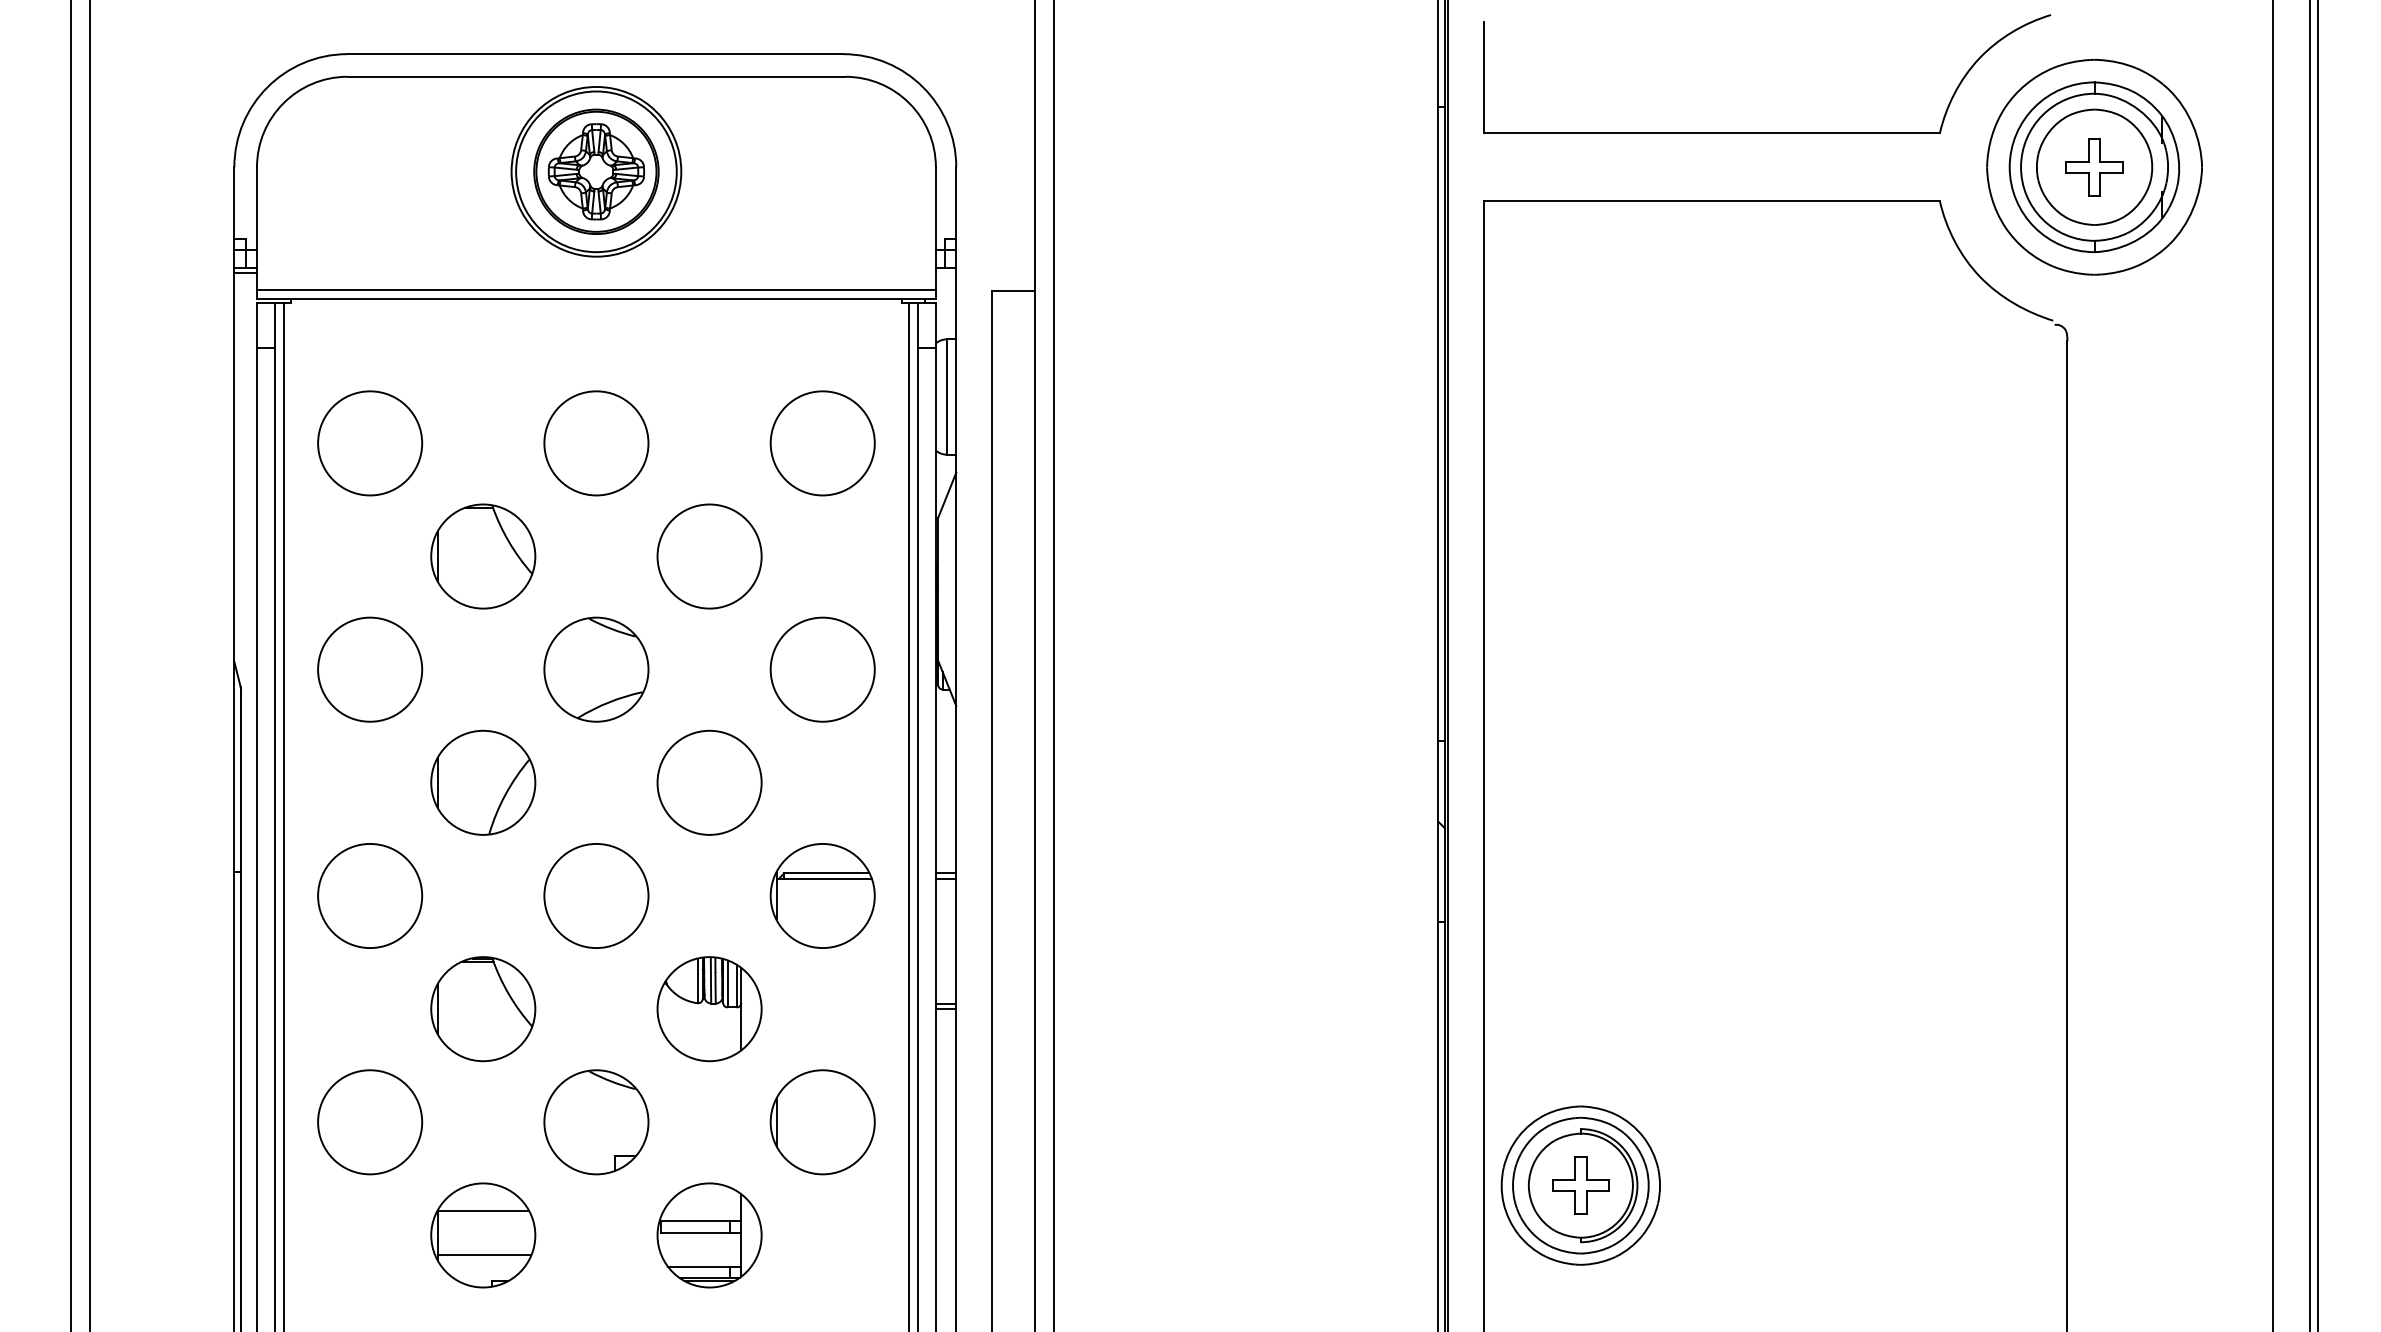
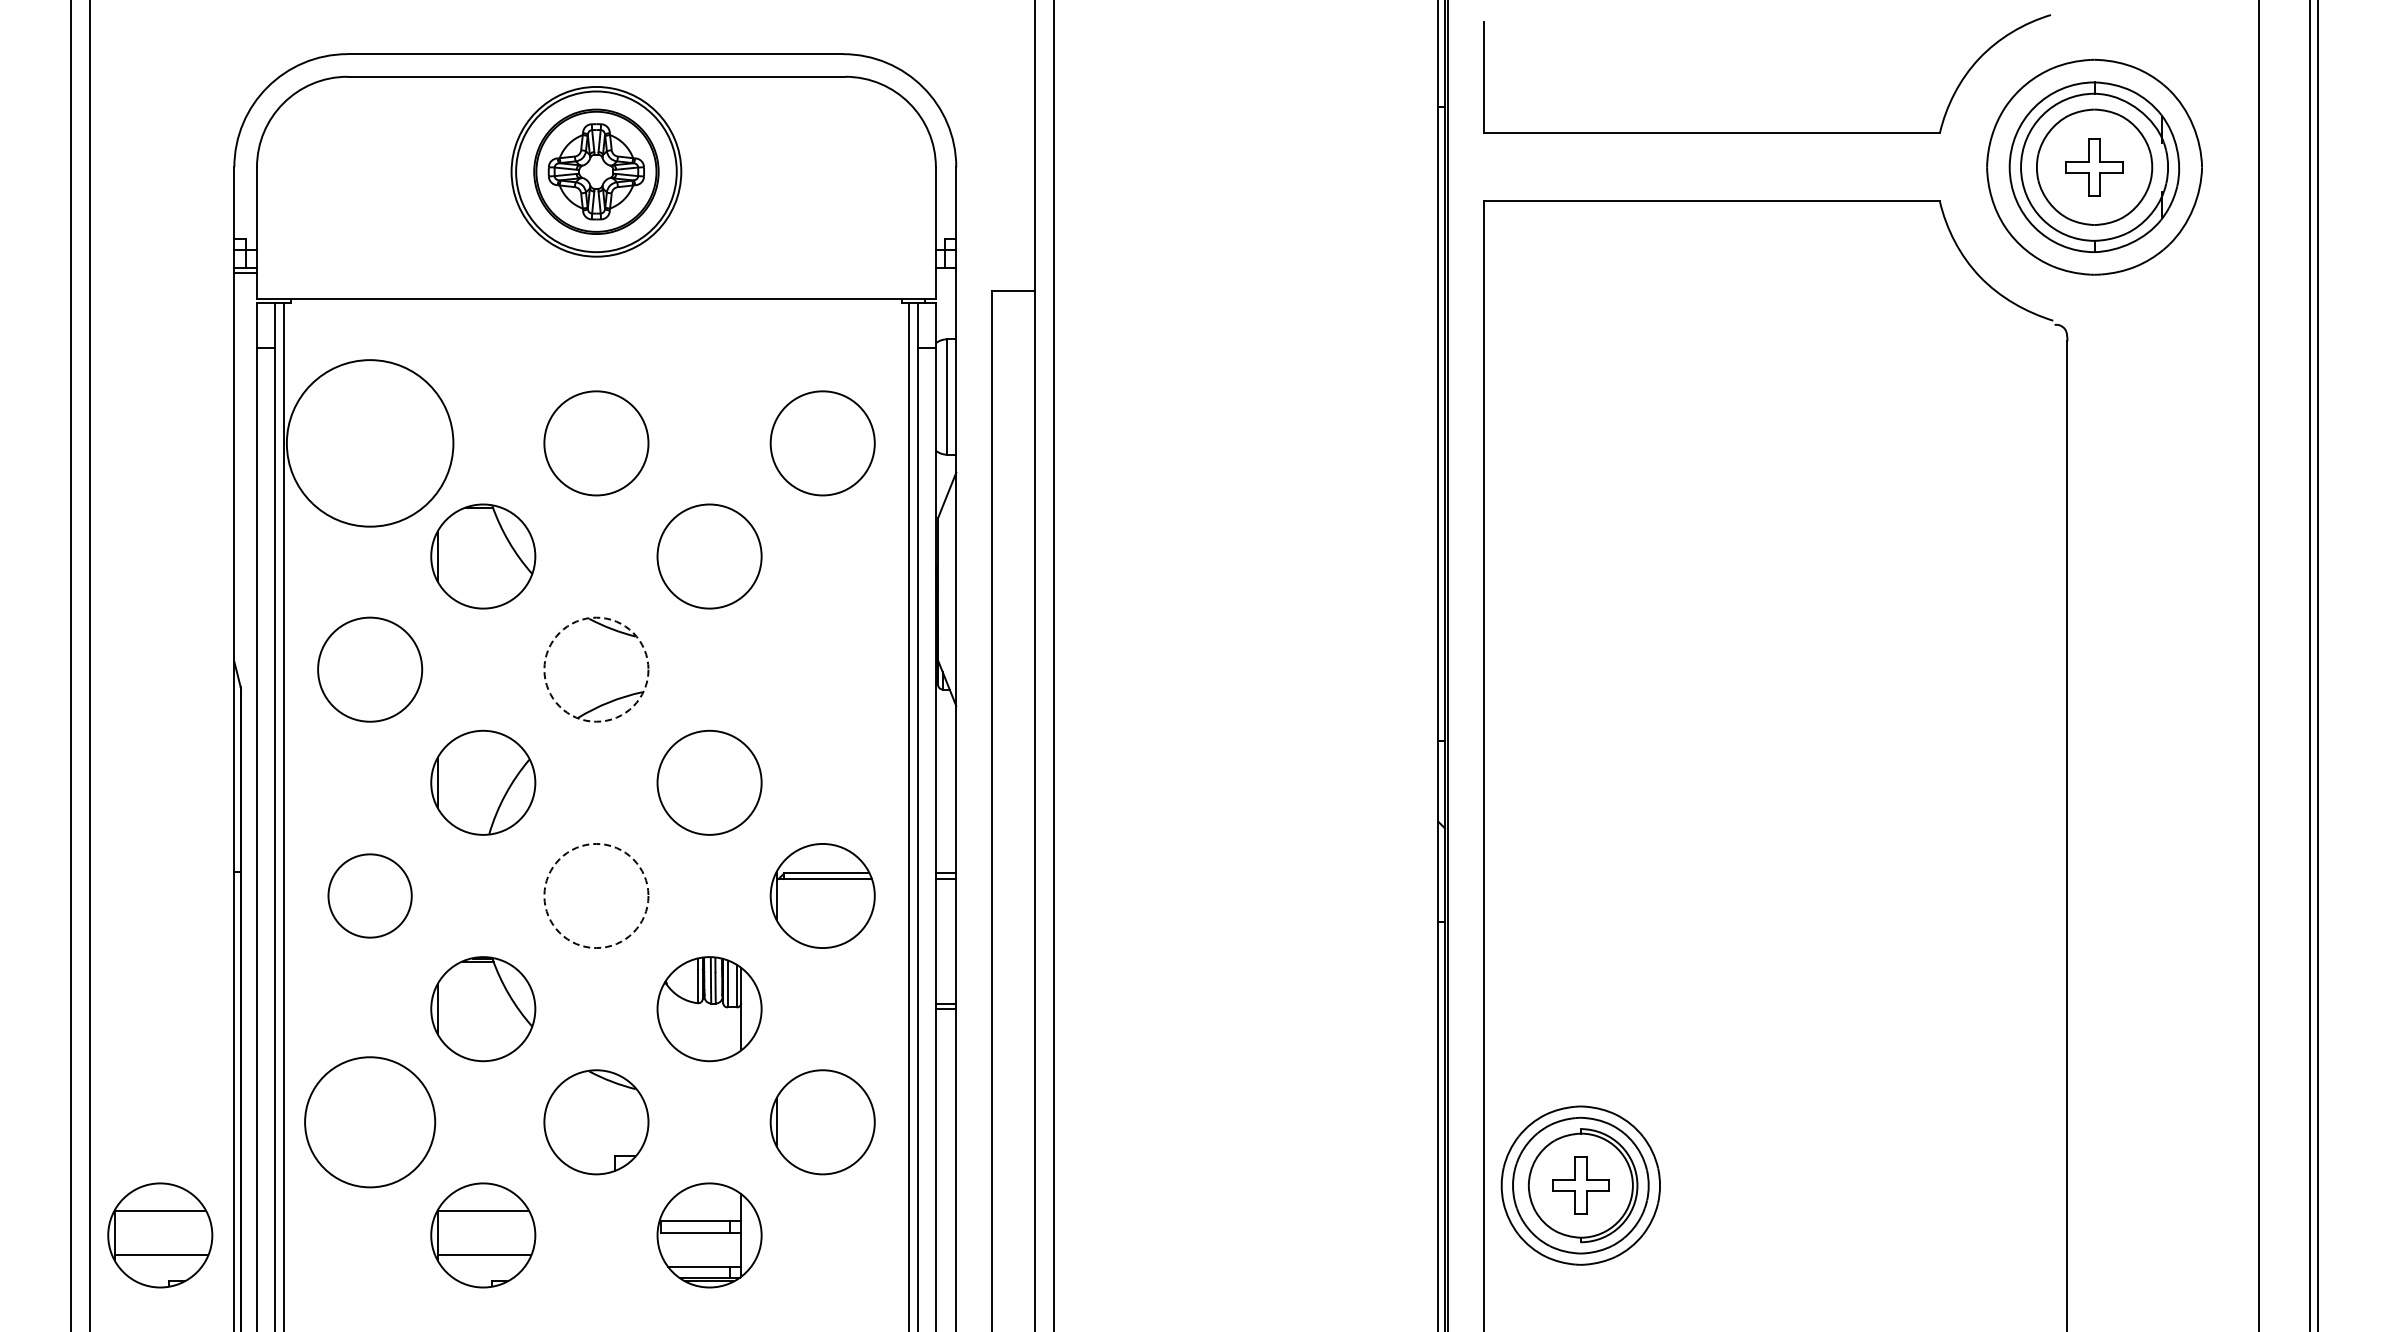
line: present -> none (595, 289)
circle diameter: 104 px -> 167 px (369, 443)
line position: (2273, 665) -> (2259, 665) (2259, 665)
circle: solid -> dashed (596, 669)
circle: present -> none (822, 669)
circle diameter: 104 px -> 83 px (369, 895)
circle: solid -> dashed (596, 895)
circle diameter: 104 px -> 130 px (370, 1122)
part: none -> present (160, 1235)
